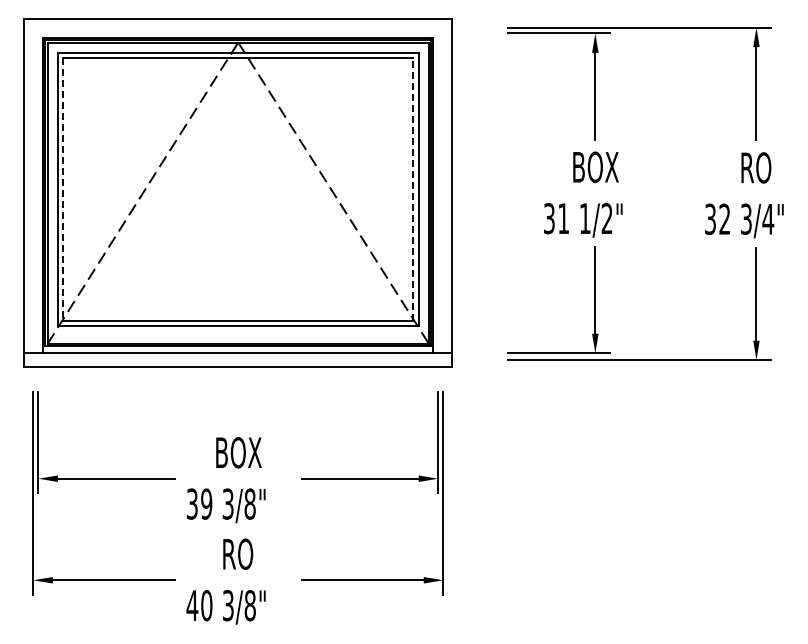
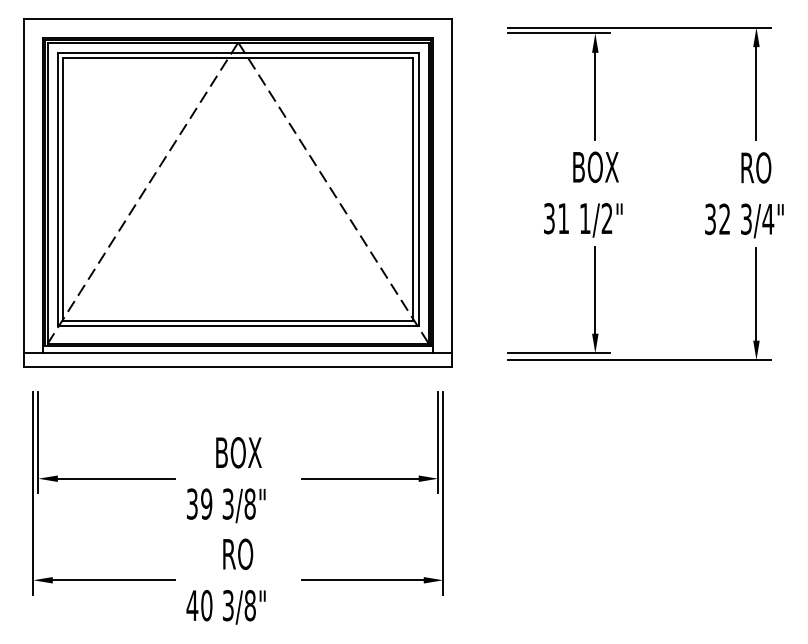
line: dashed -> solid (413, 188)
line: dashed -> solid (63, 189)
